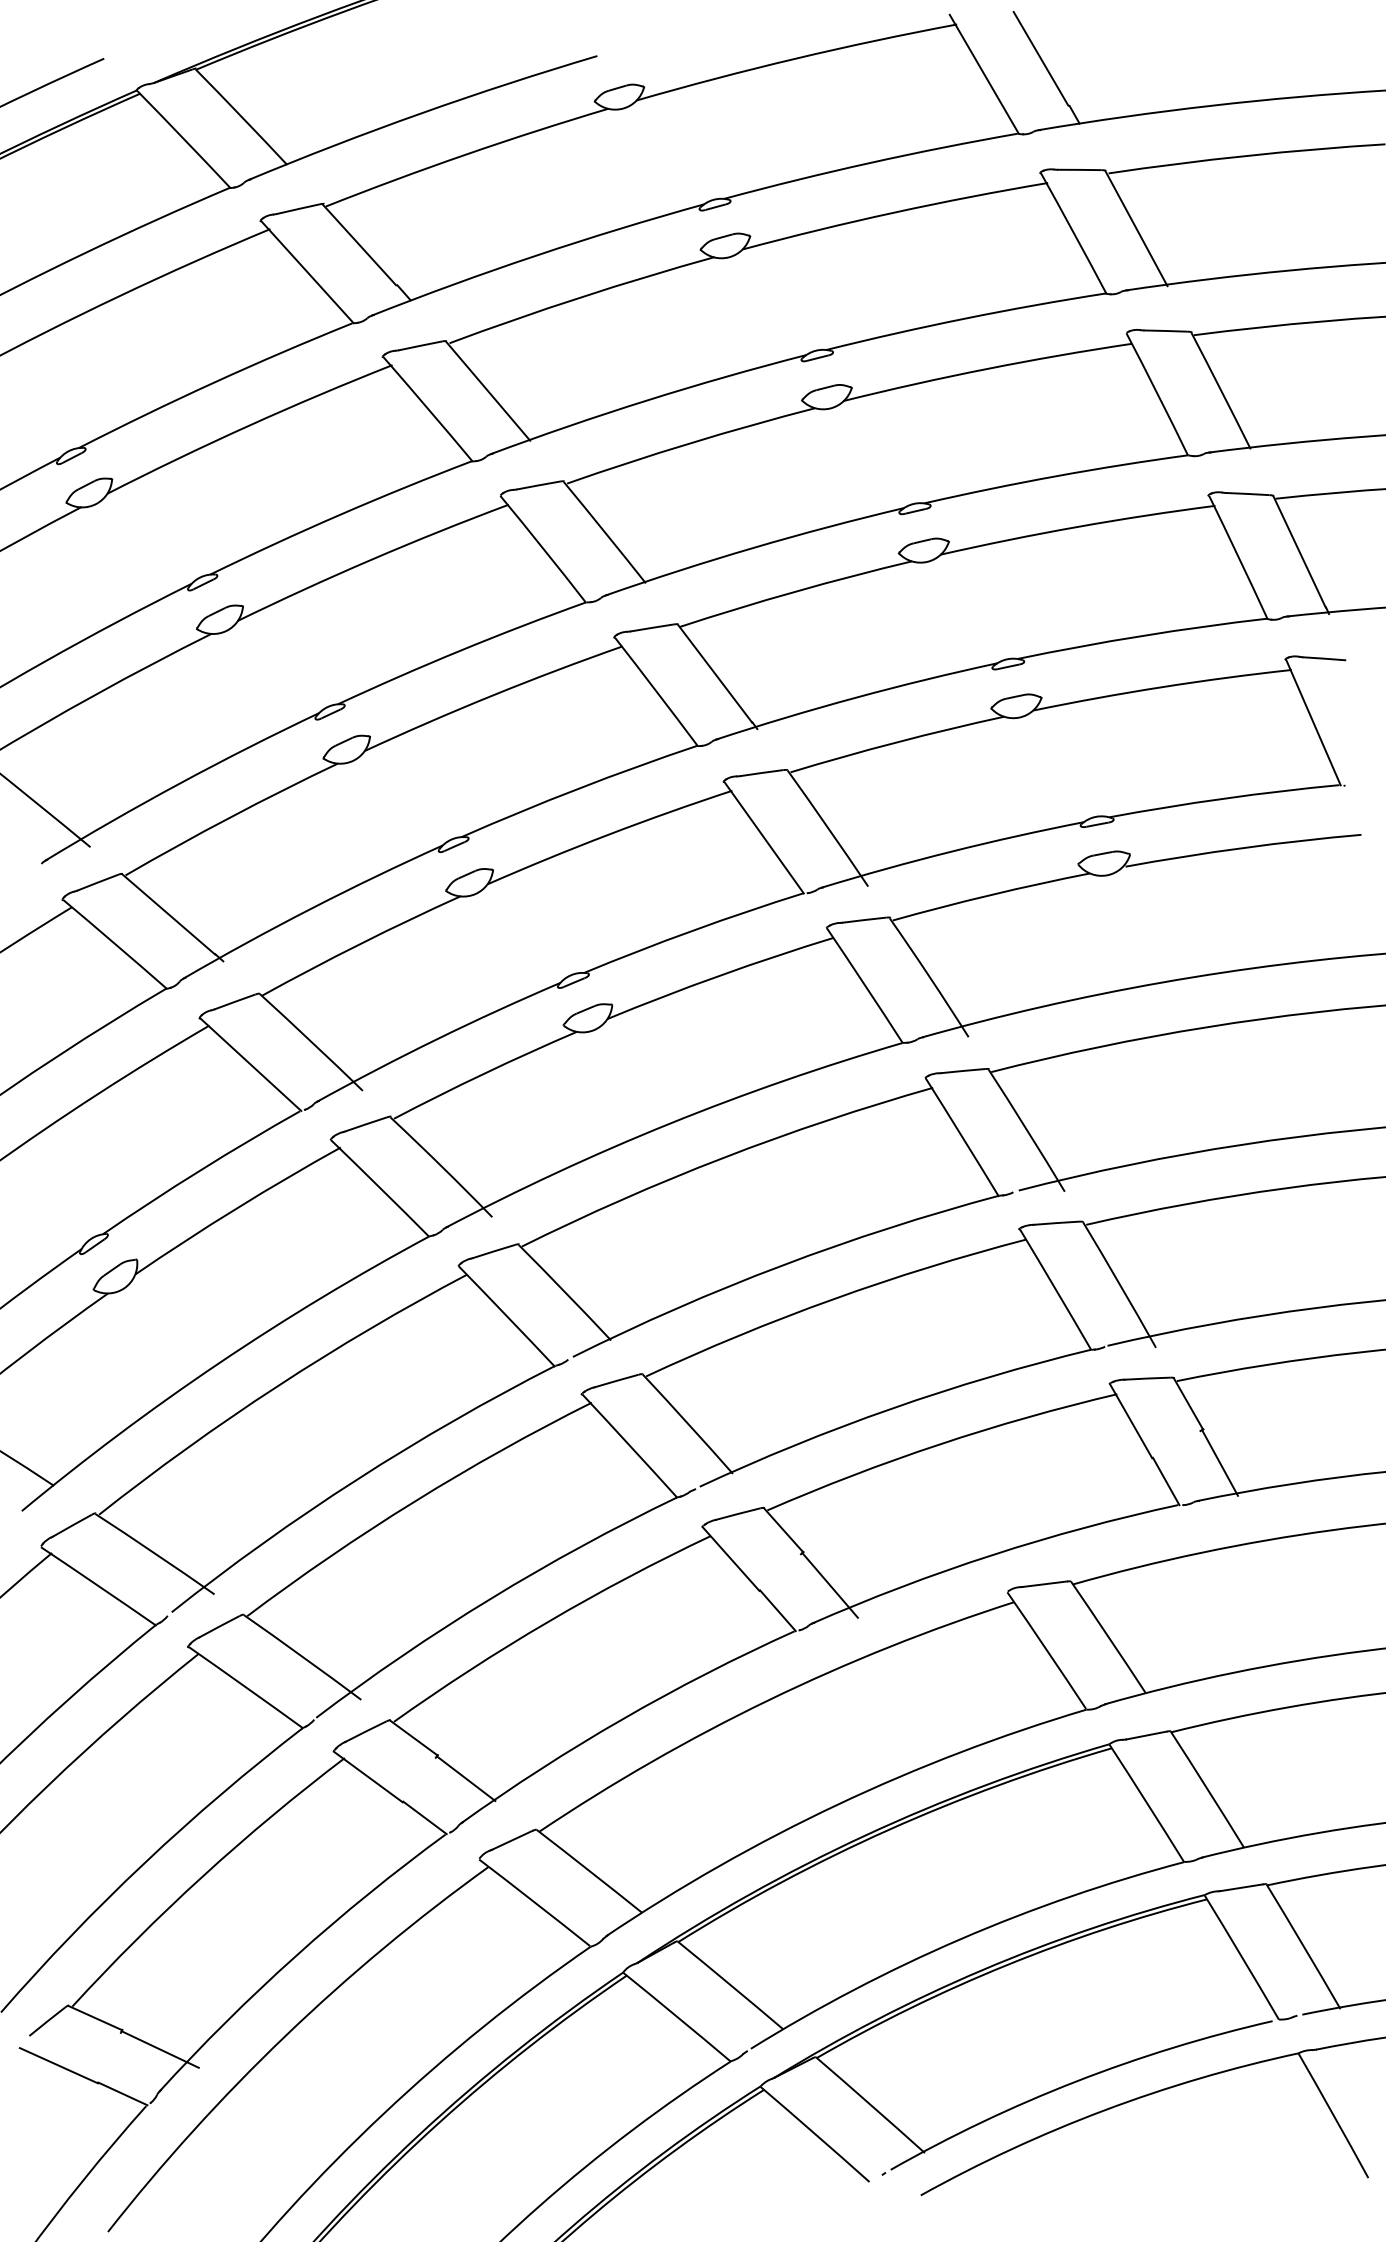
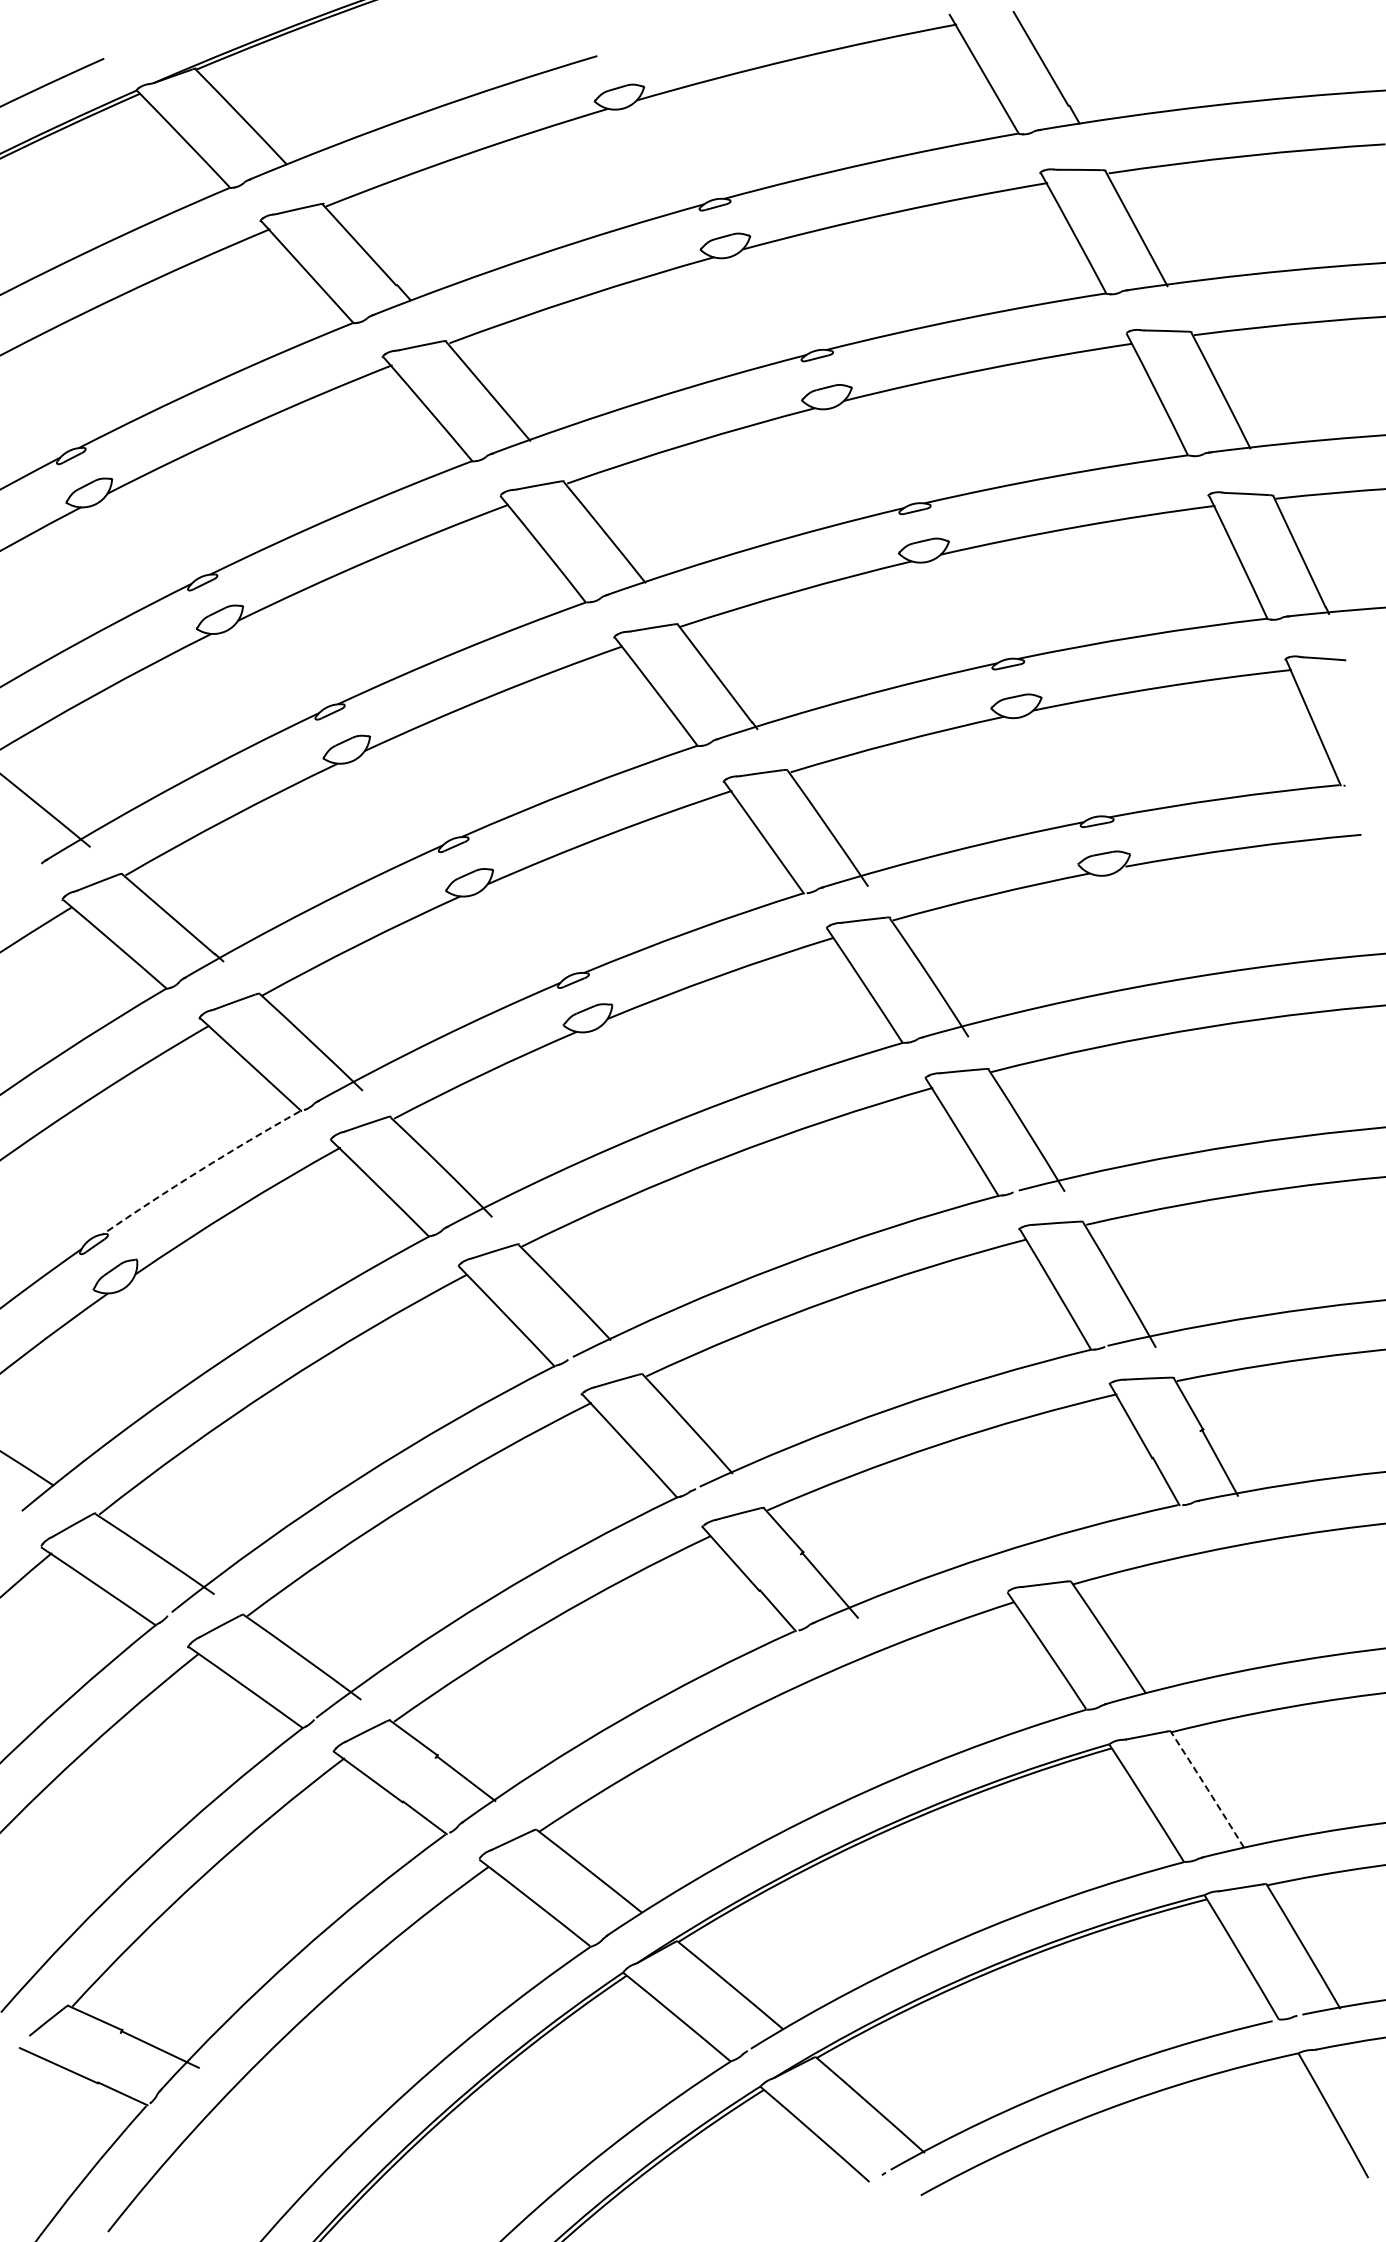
arc: solid -> dashed (200, 1170)
arc: solid -> dashed (1207, 1789)
